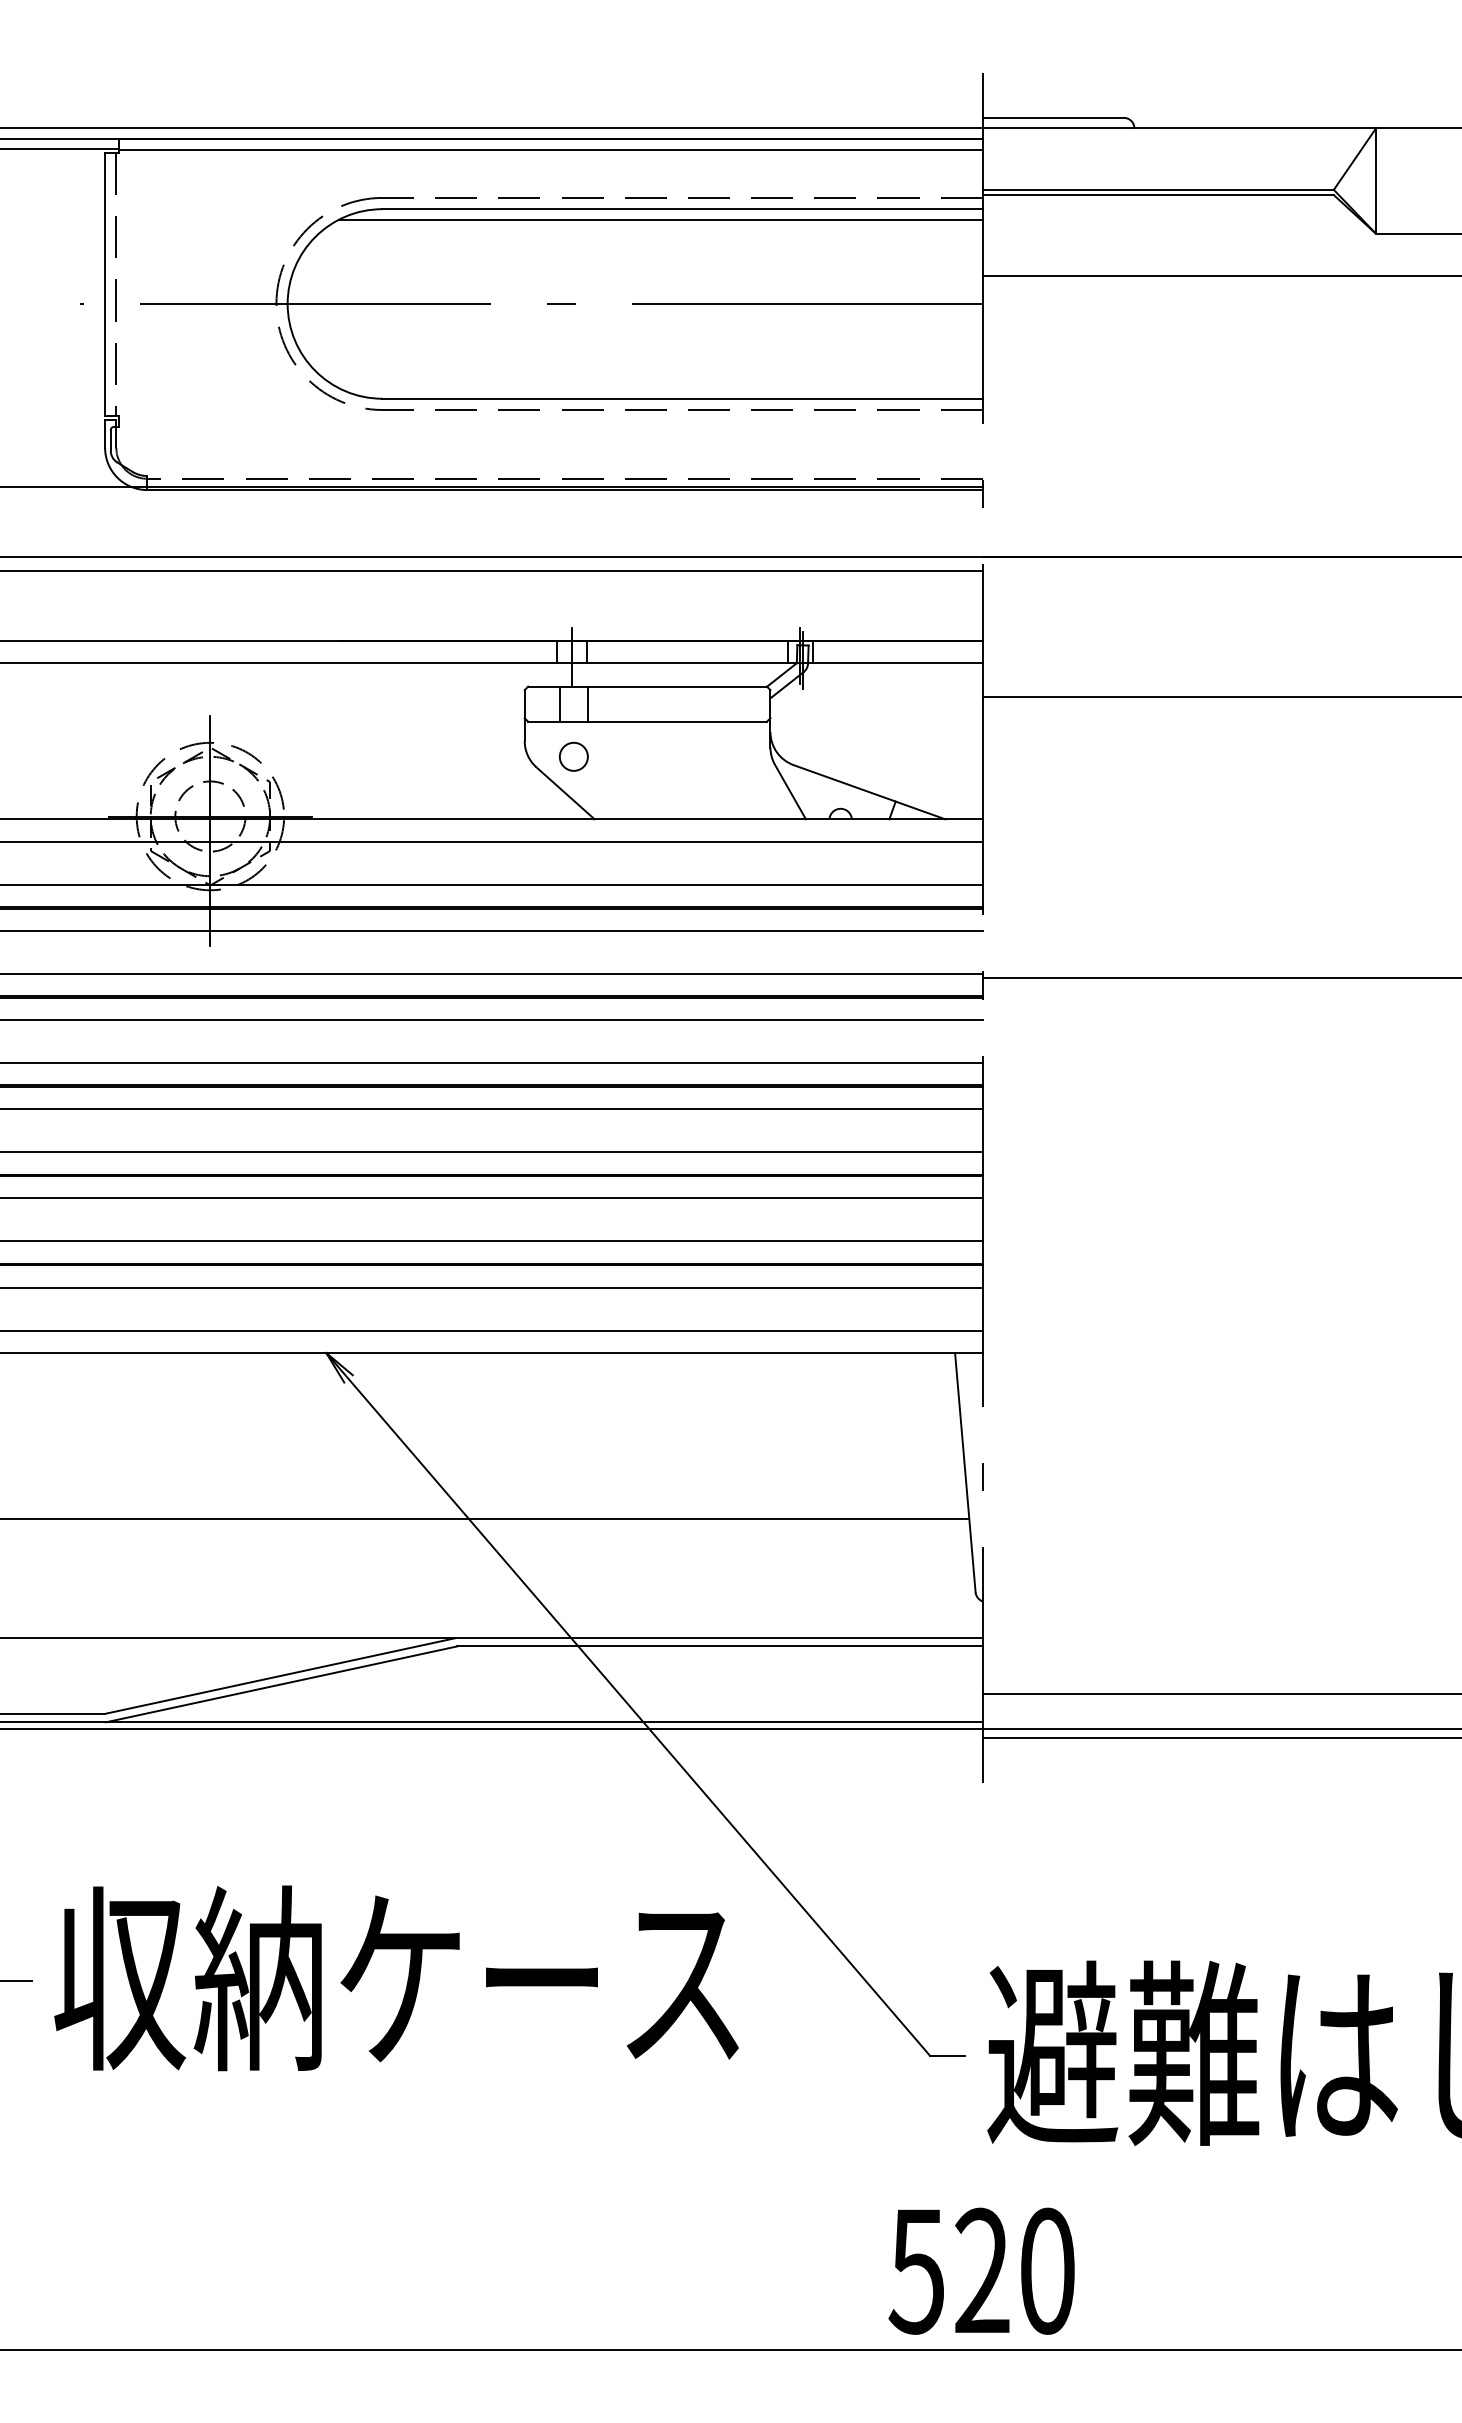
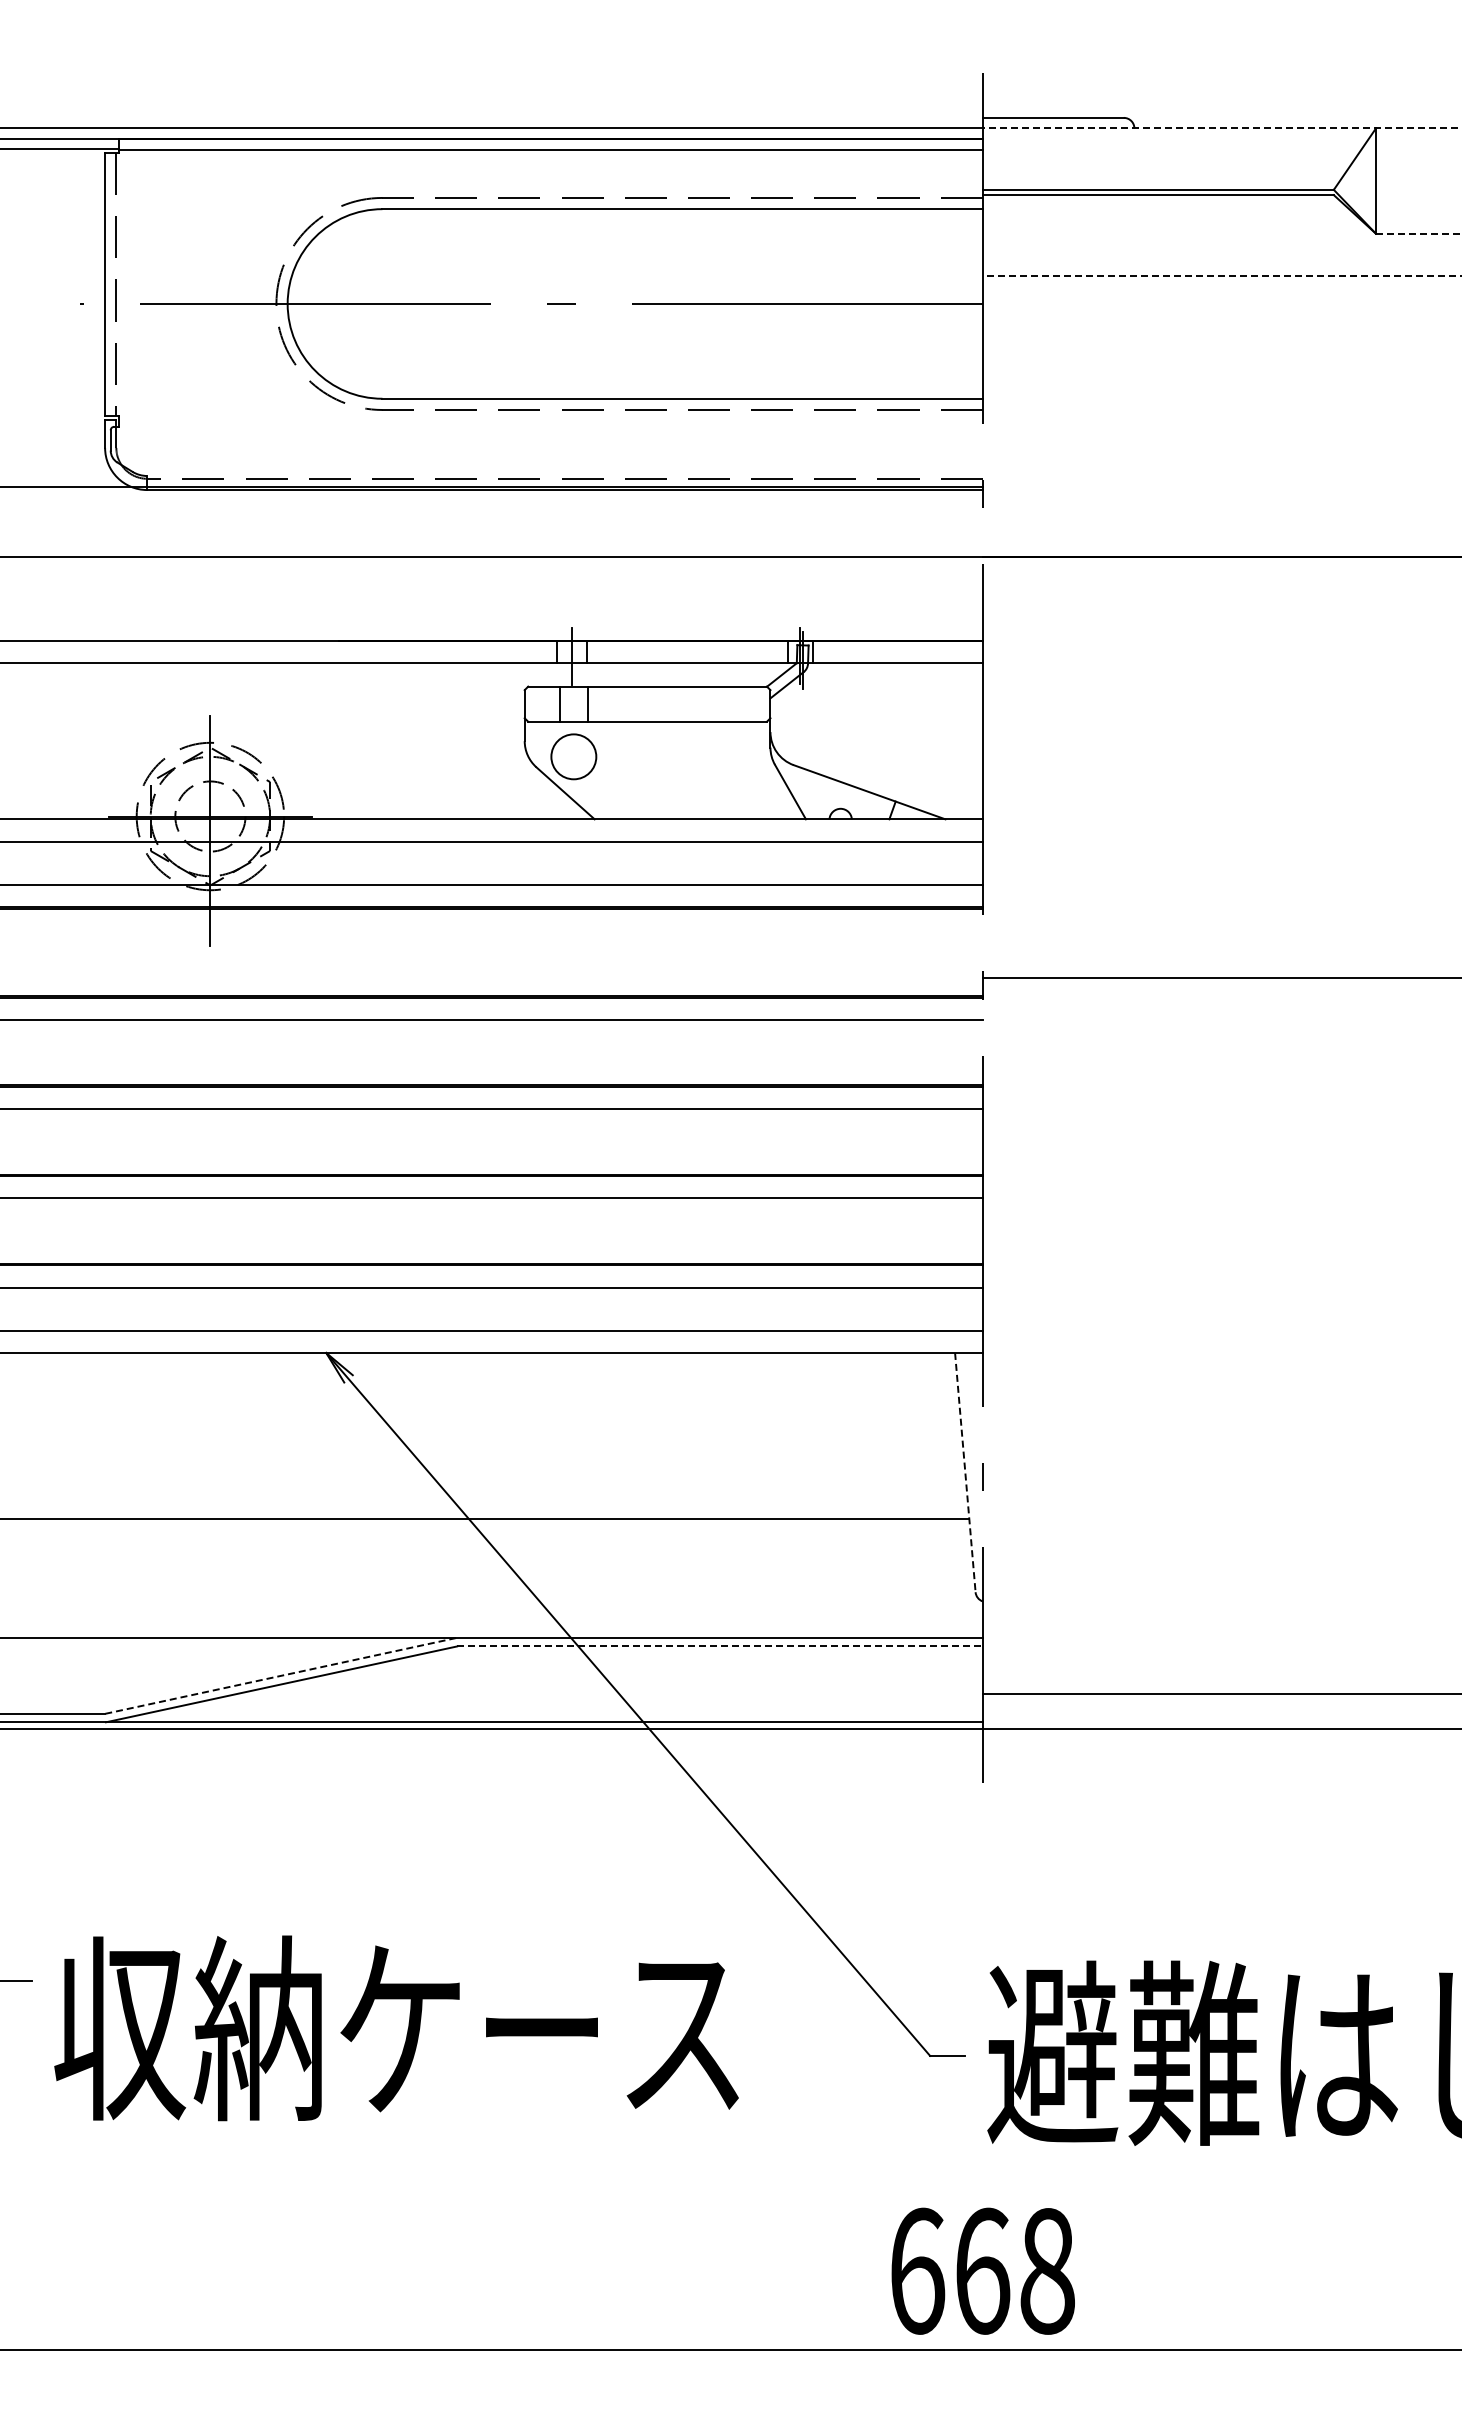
line: solid -> dashed (1221, 128)
line: present -> none (660, 219)
line: solid -> dashed (1418, 233)
line: solid -> dashed (1221, 275)
line: present -> none (492, 570)
line: present -> none (1220, 697)
circle diameter: 28 px -> 45 px (573, 756)
line: present -> none (492, 930)
line: present -> none (492, 973)
line: present -> none (492, 1062)
line: present -> none (492, 1152)
line: present -> none (492, 1241)
line: solid -> dashed (965, 1473)
line: solid -> dashed (719, 1646)
line: solid -> dashed (280, 1675)
line: present -> none (1220, 1737)
text position: (396, 1978) -> (396, 2028) (396, 2028)
text: 520 -> 668 (981, 2270)
